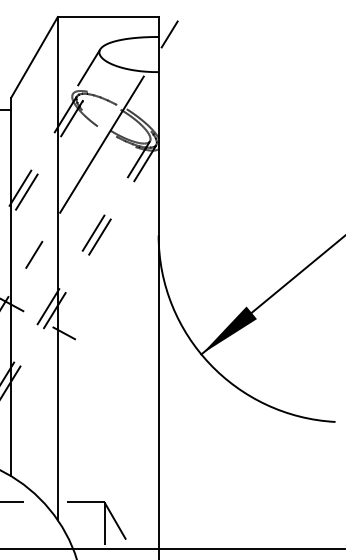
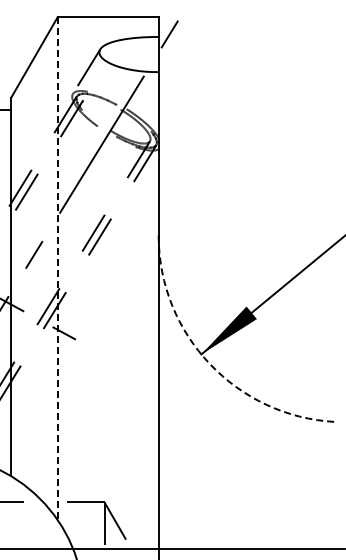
line: solid -> dashed (57, 268)
arc: solid -> dashed (209, 364)
